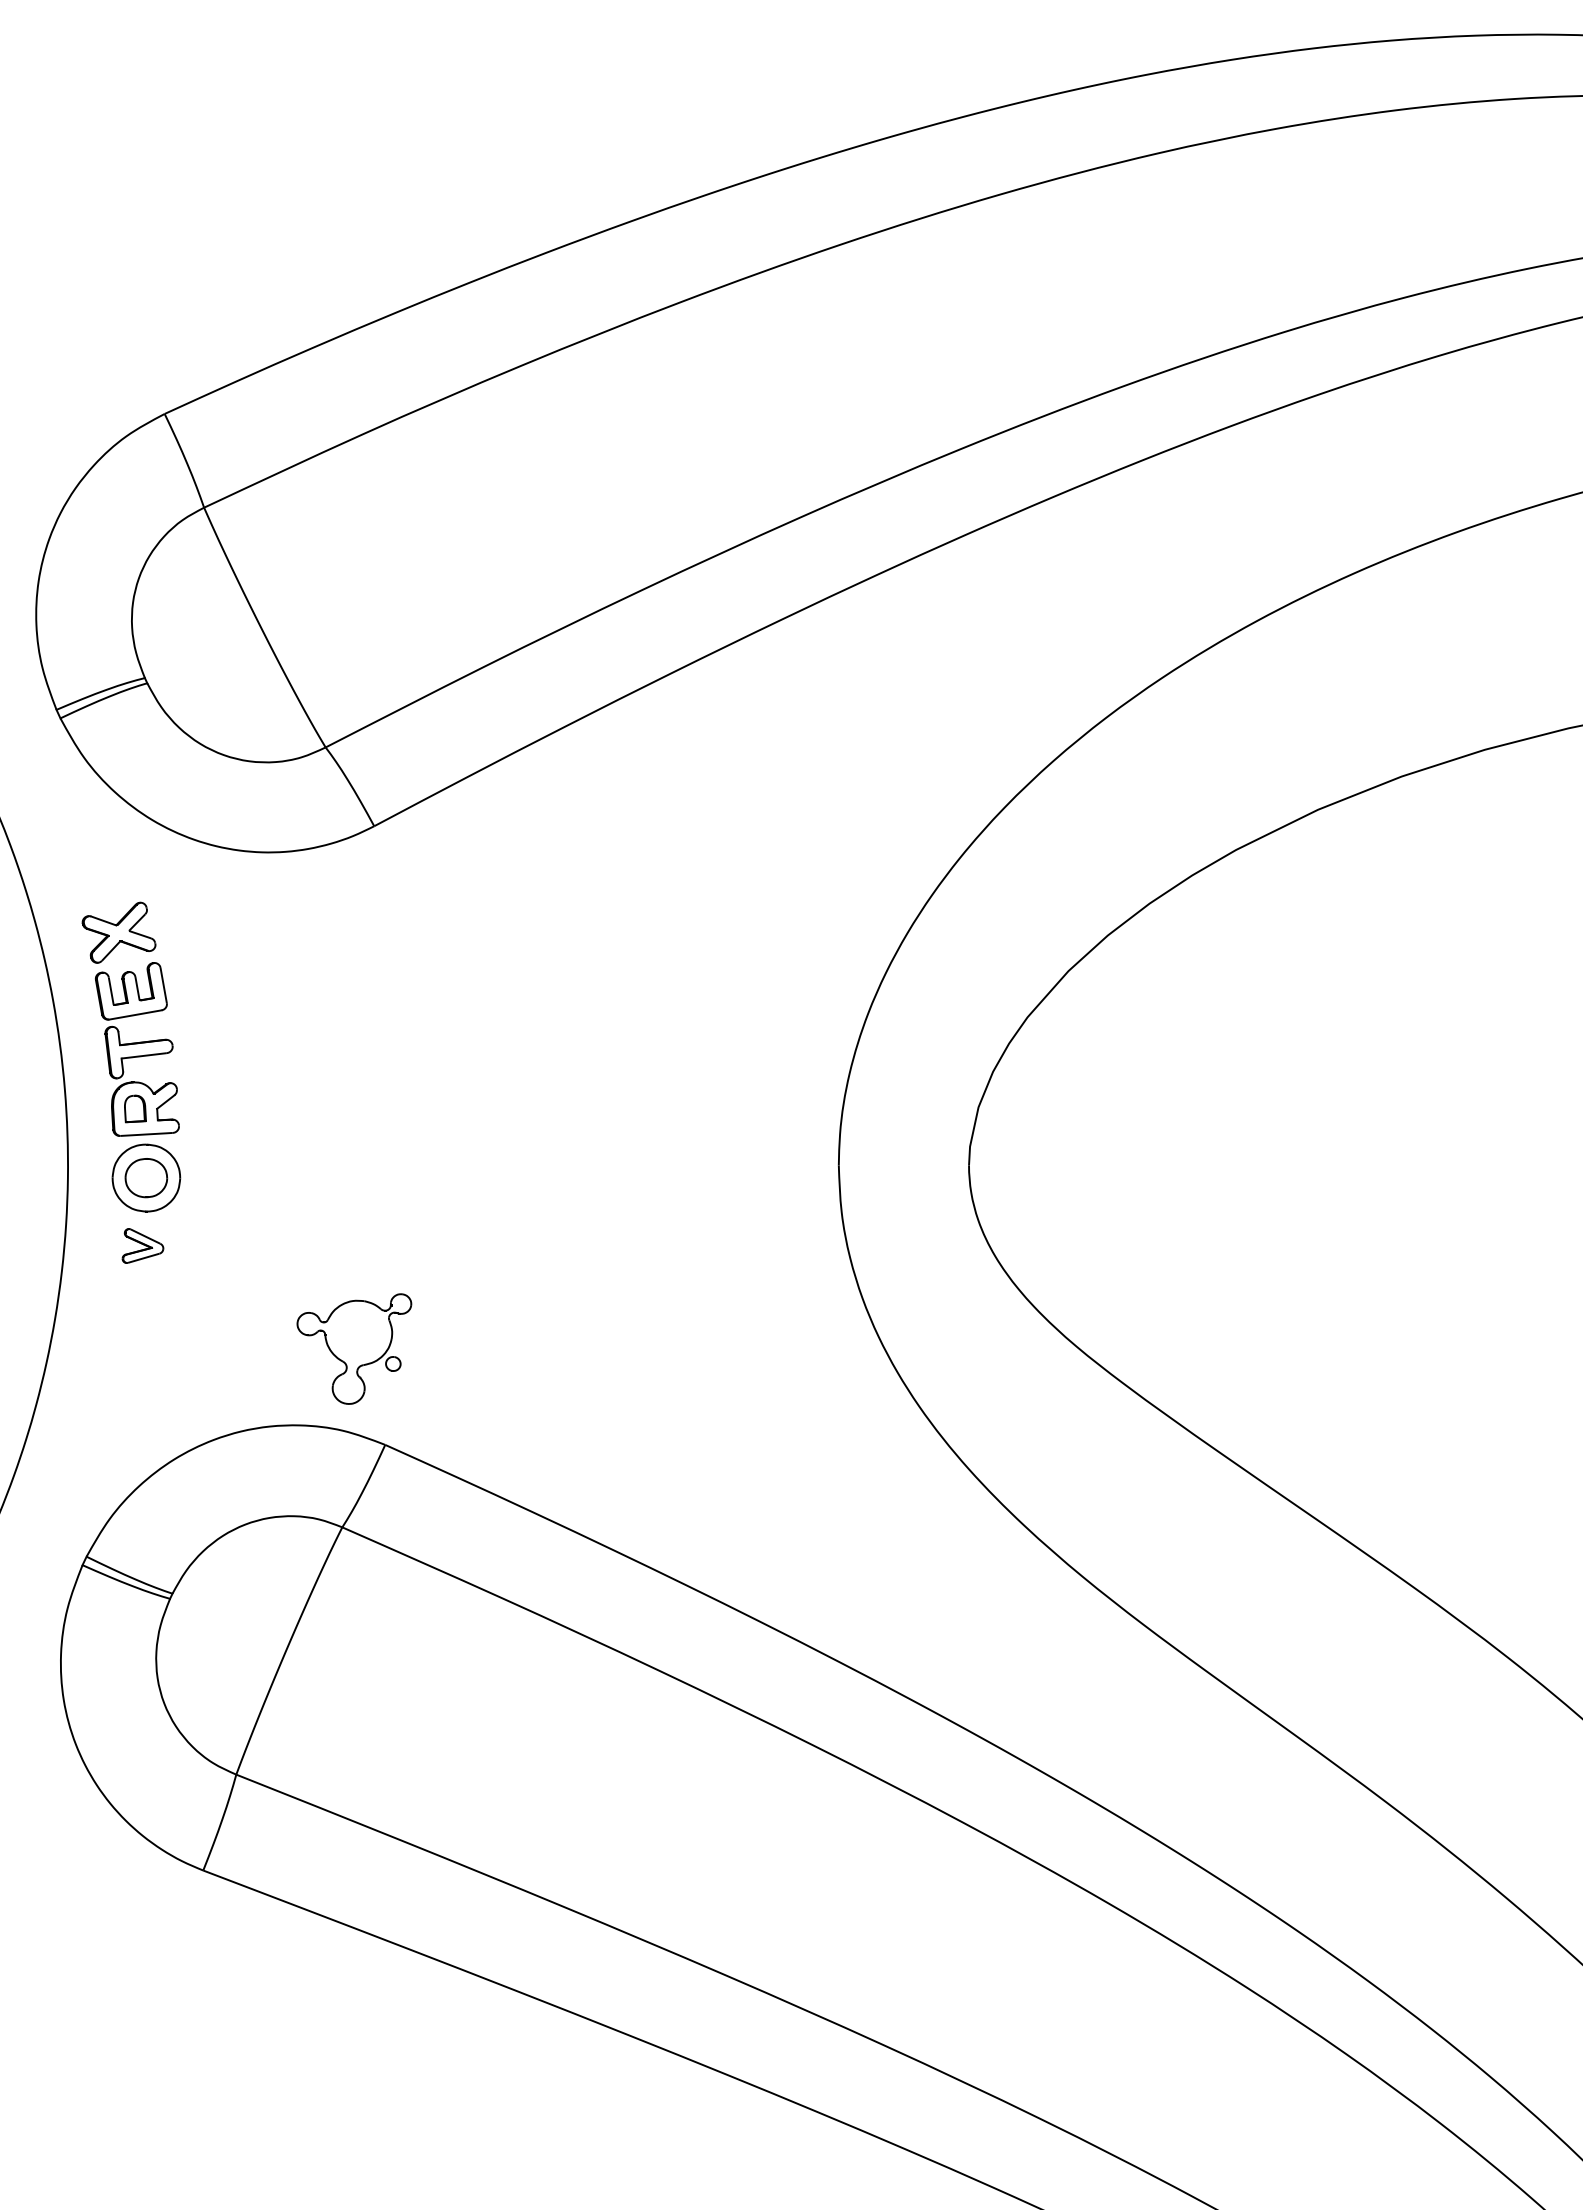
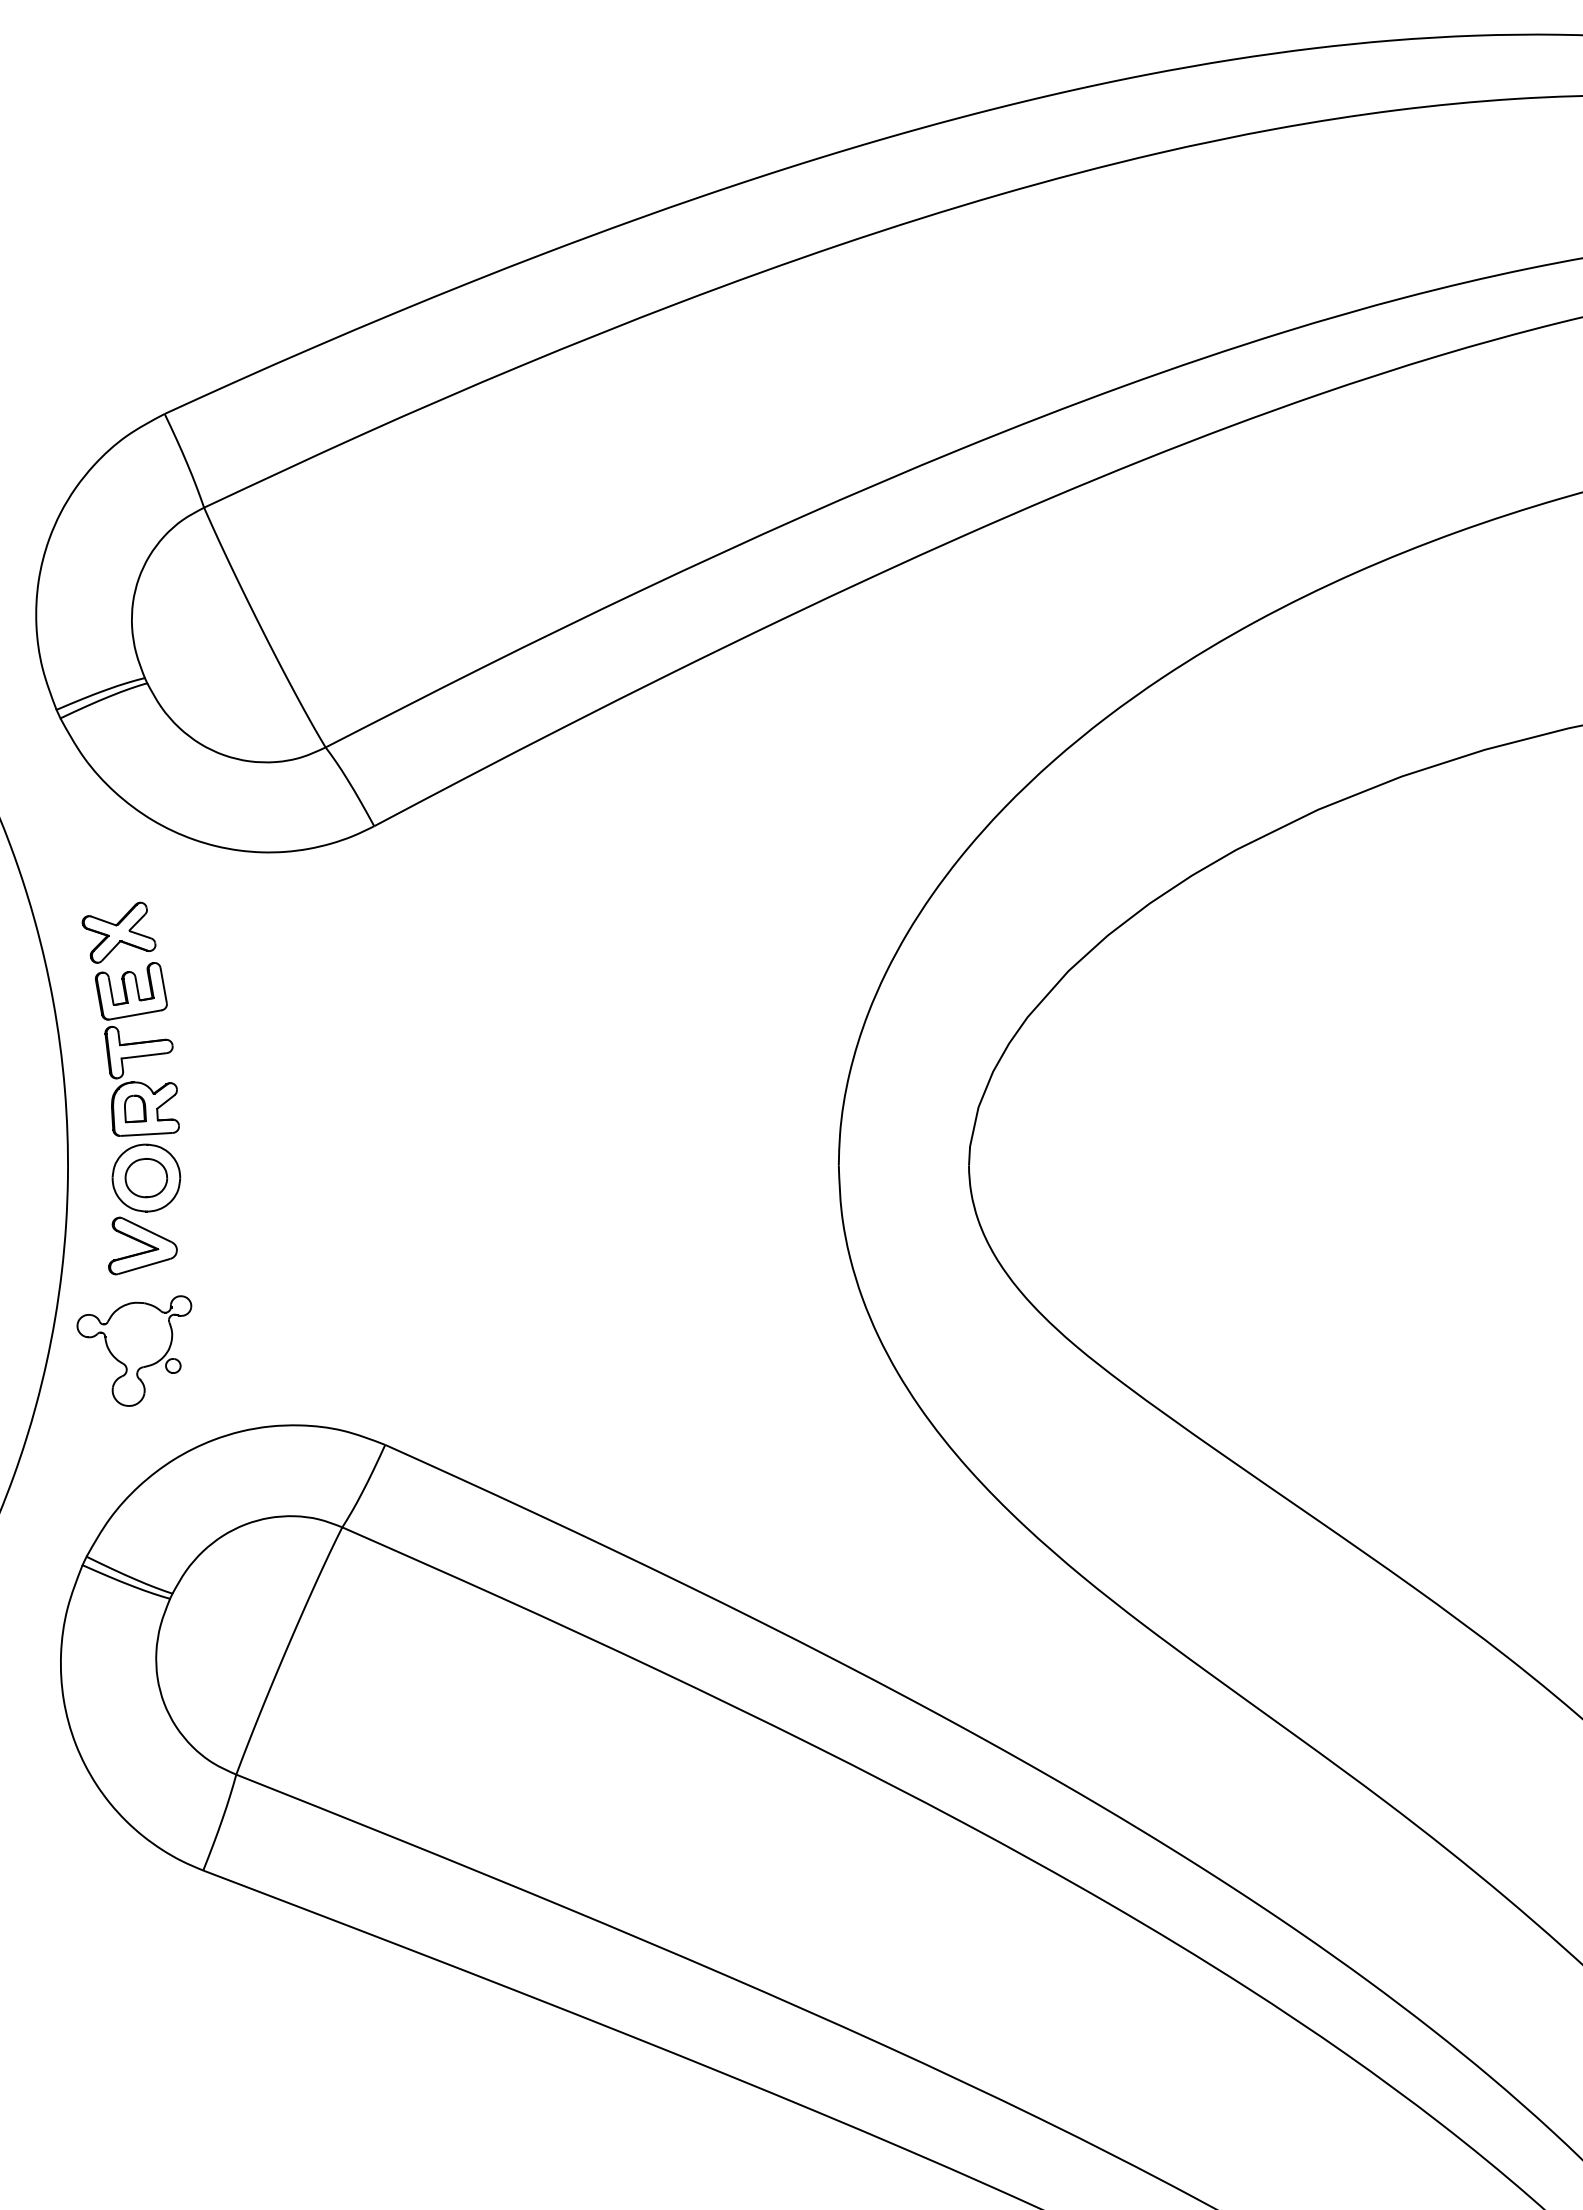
part size: 44x36 px -> 70x60 px (142, 1245)
part position: (354, 1348) -> (134, 1350) (134, 1350)
